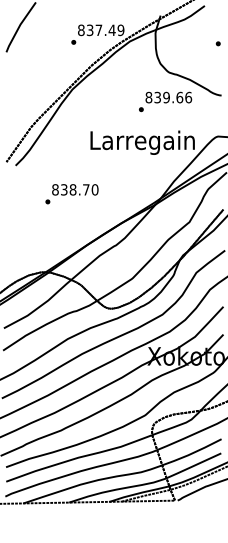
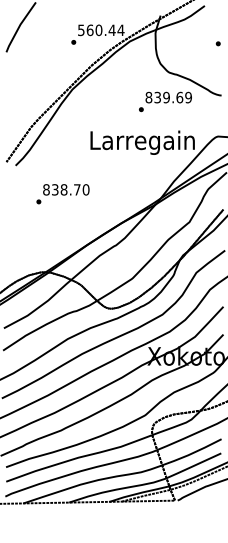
text: 837.49 -> 560.44 (101, 30)
text: 839.66 -> 839.69 (188, 97)
text position: (71, 194) -> (62, 194) (62, 194)
